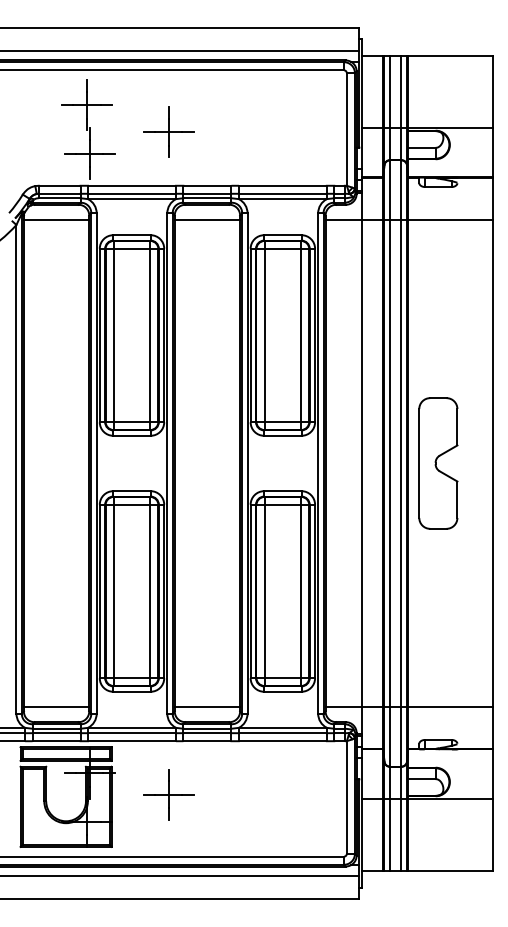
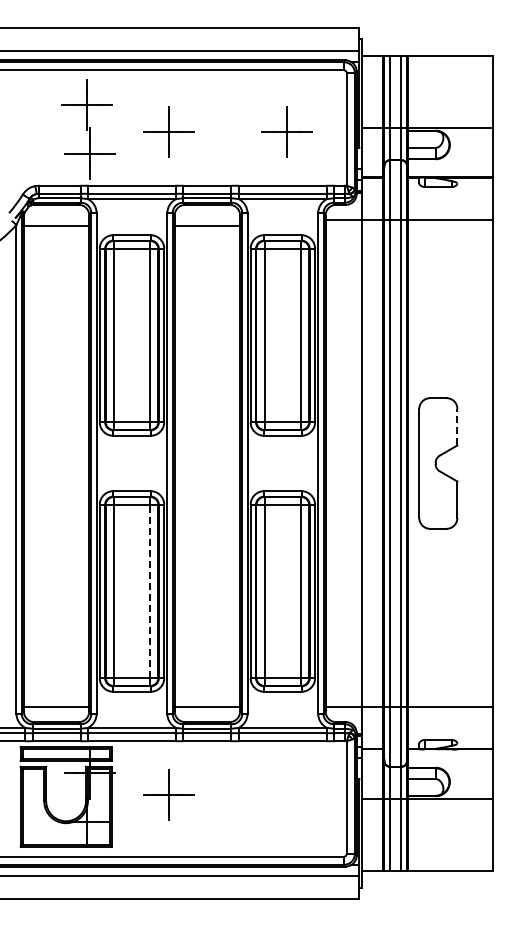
part: none -> present (286, 131)
line position: (56, 219) -> (56, 225) (56, 225)
line position: (207, 219) -> (207, 225) (207, 225)
line: solid -> dashed (457, 426)
line: solid -> dashed (150, 590)
